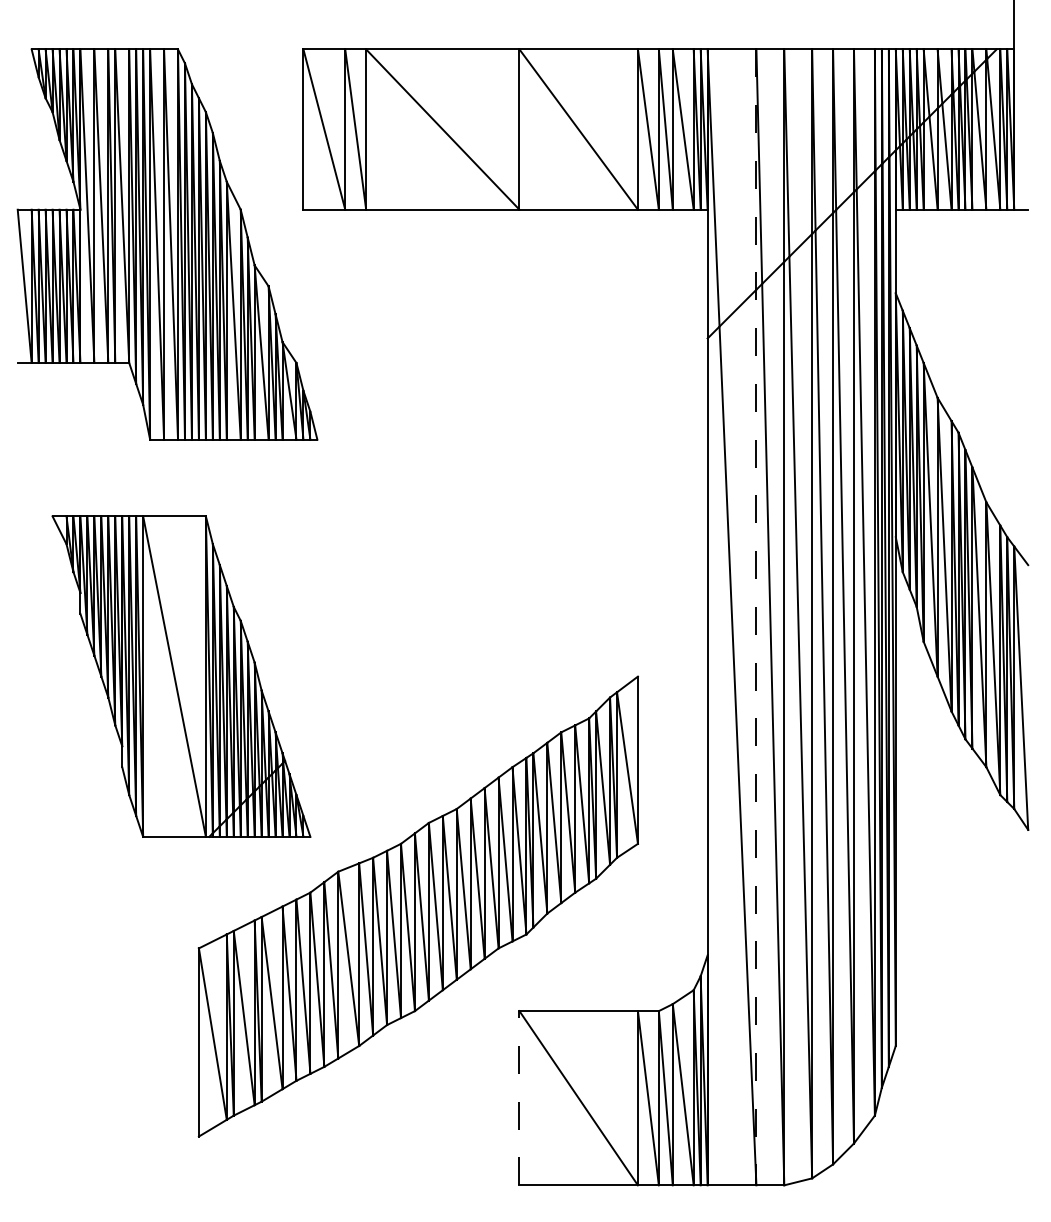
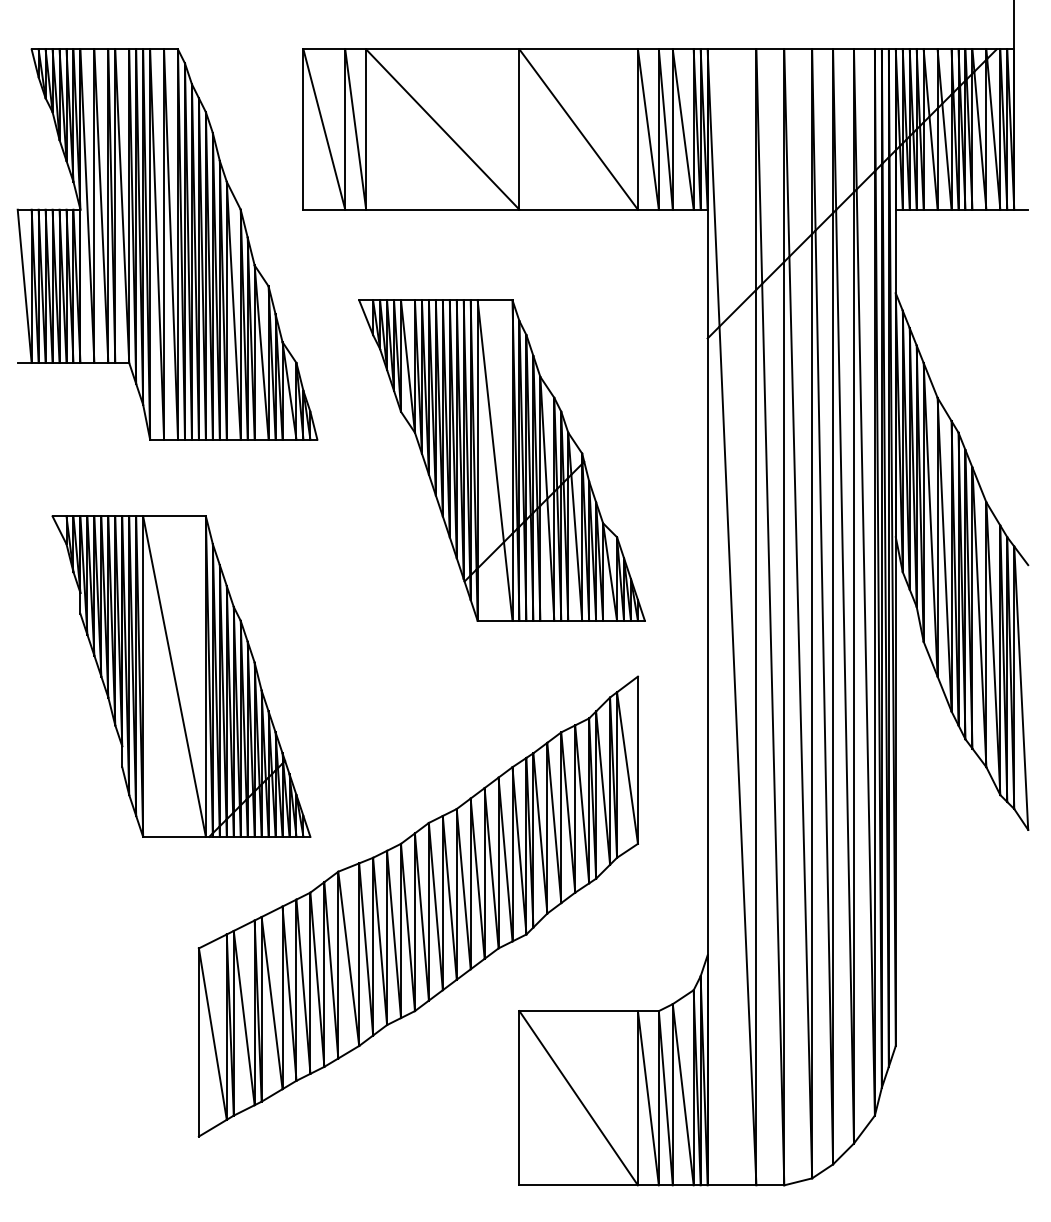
part: none -> present (501, 460)
line: dashed -> solid (756, 617)
line: dashed -> solid (519, 1097)
